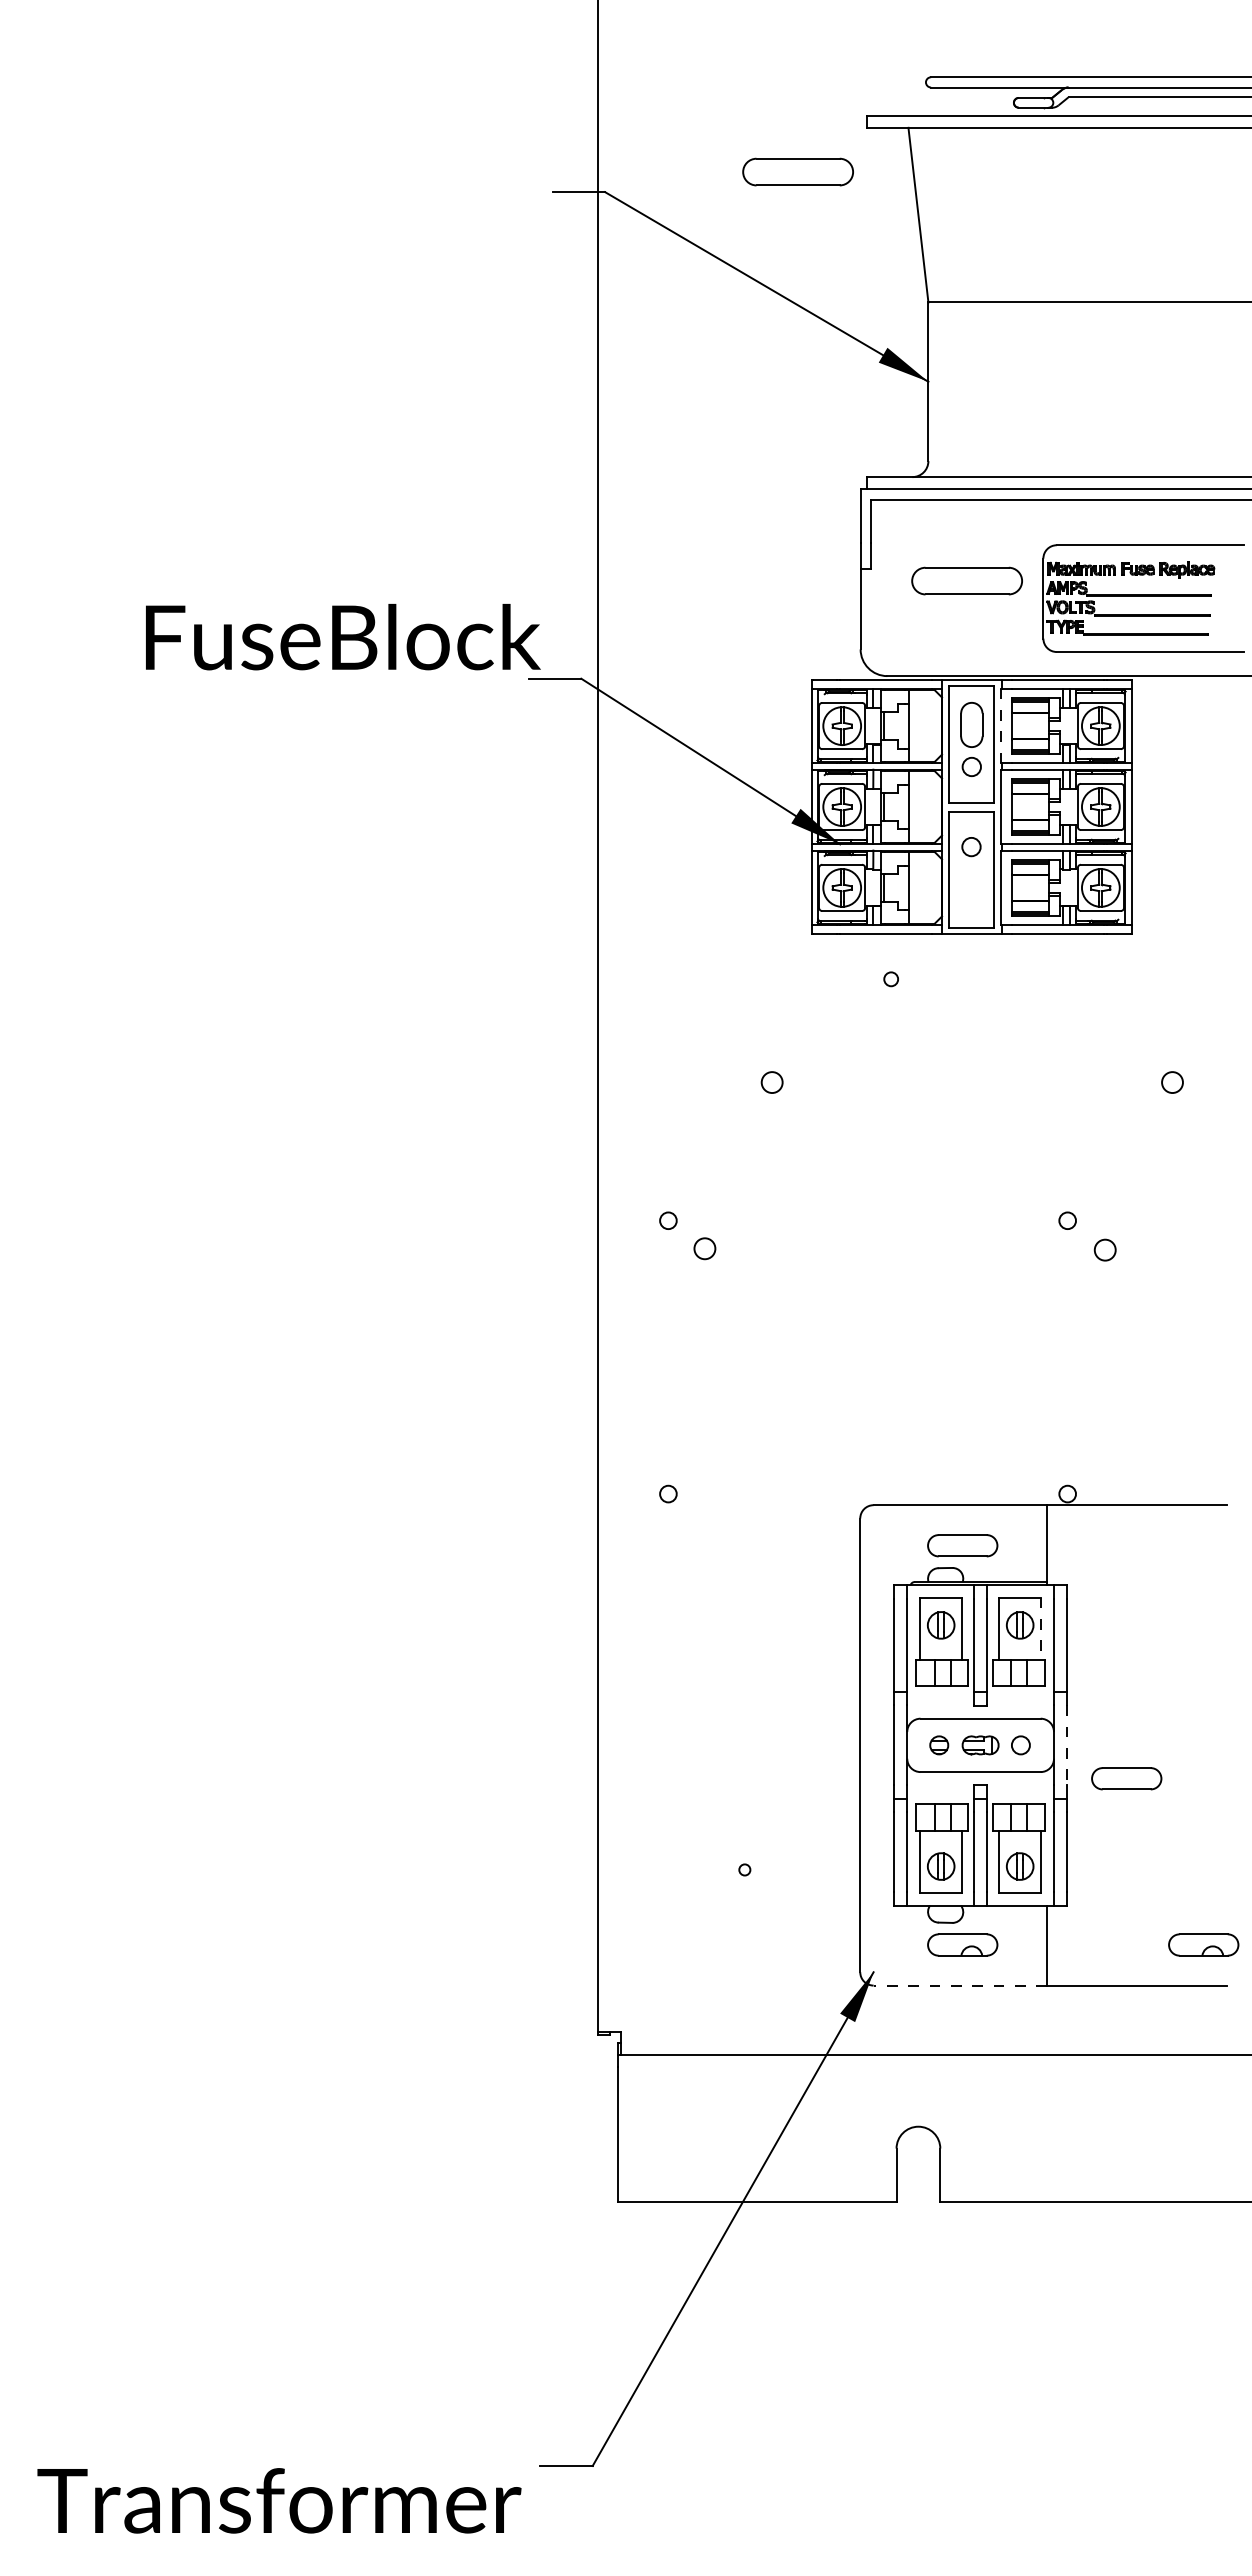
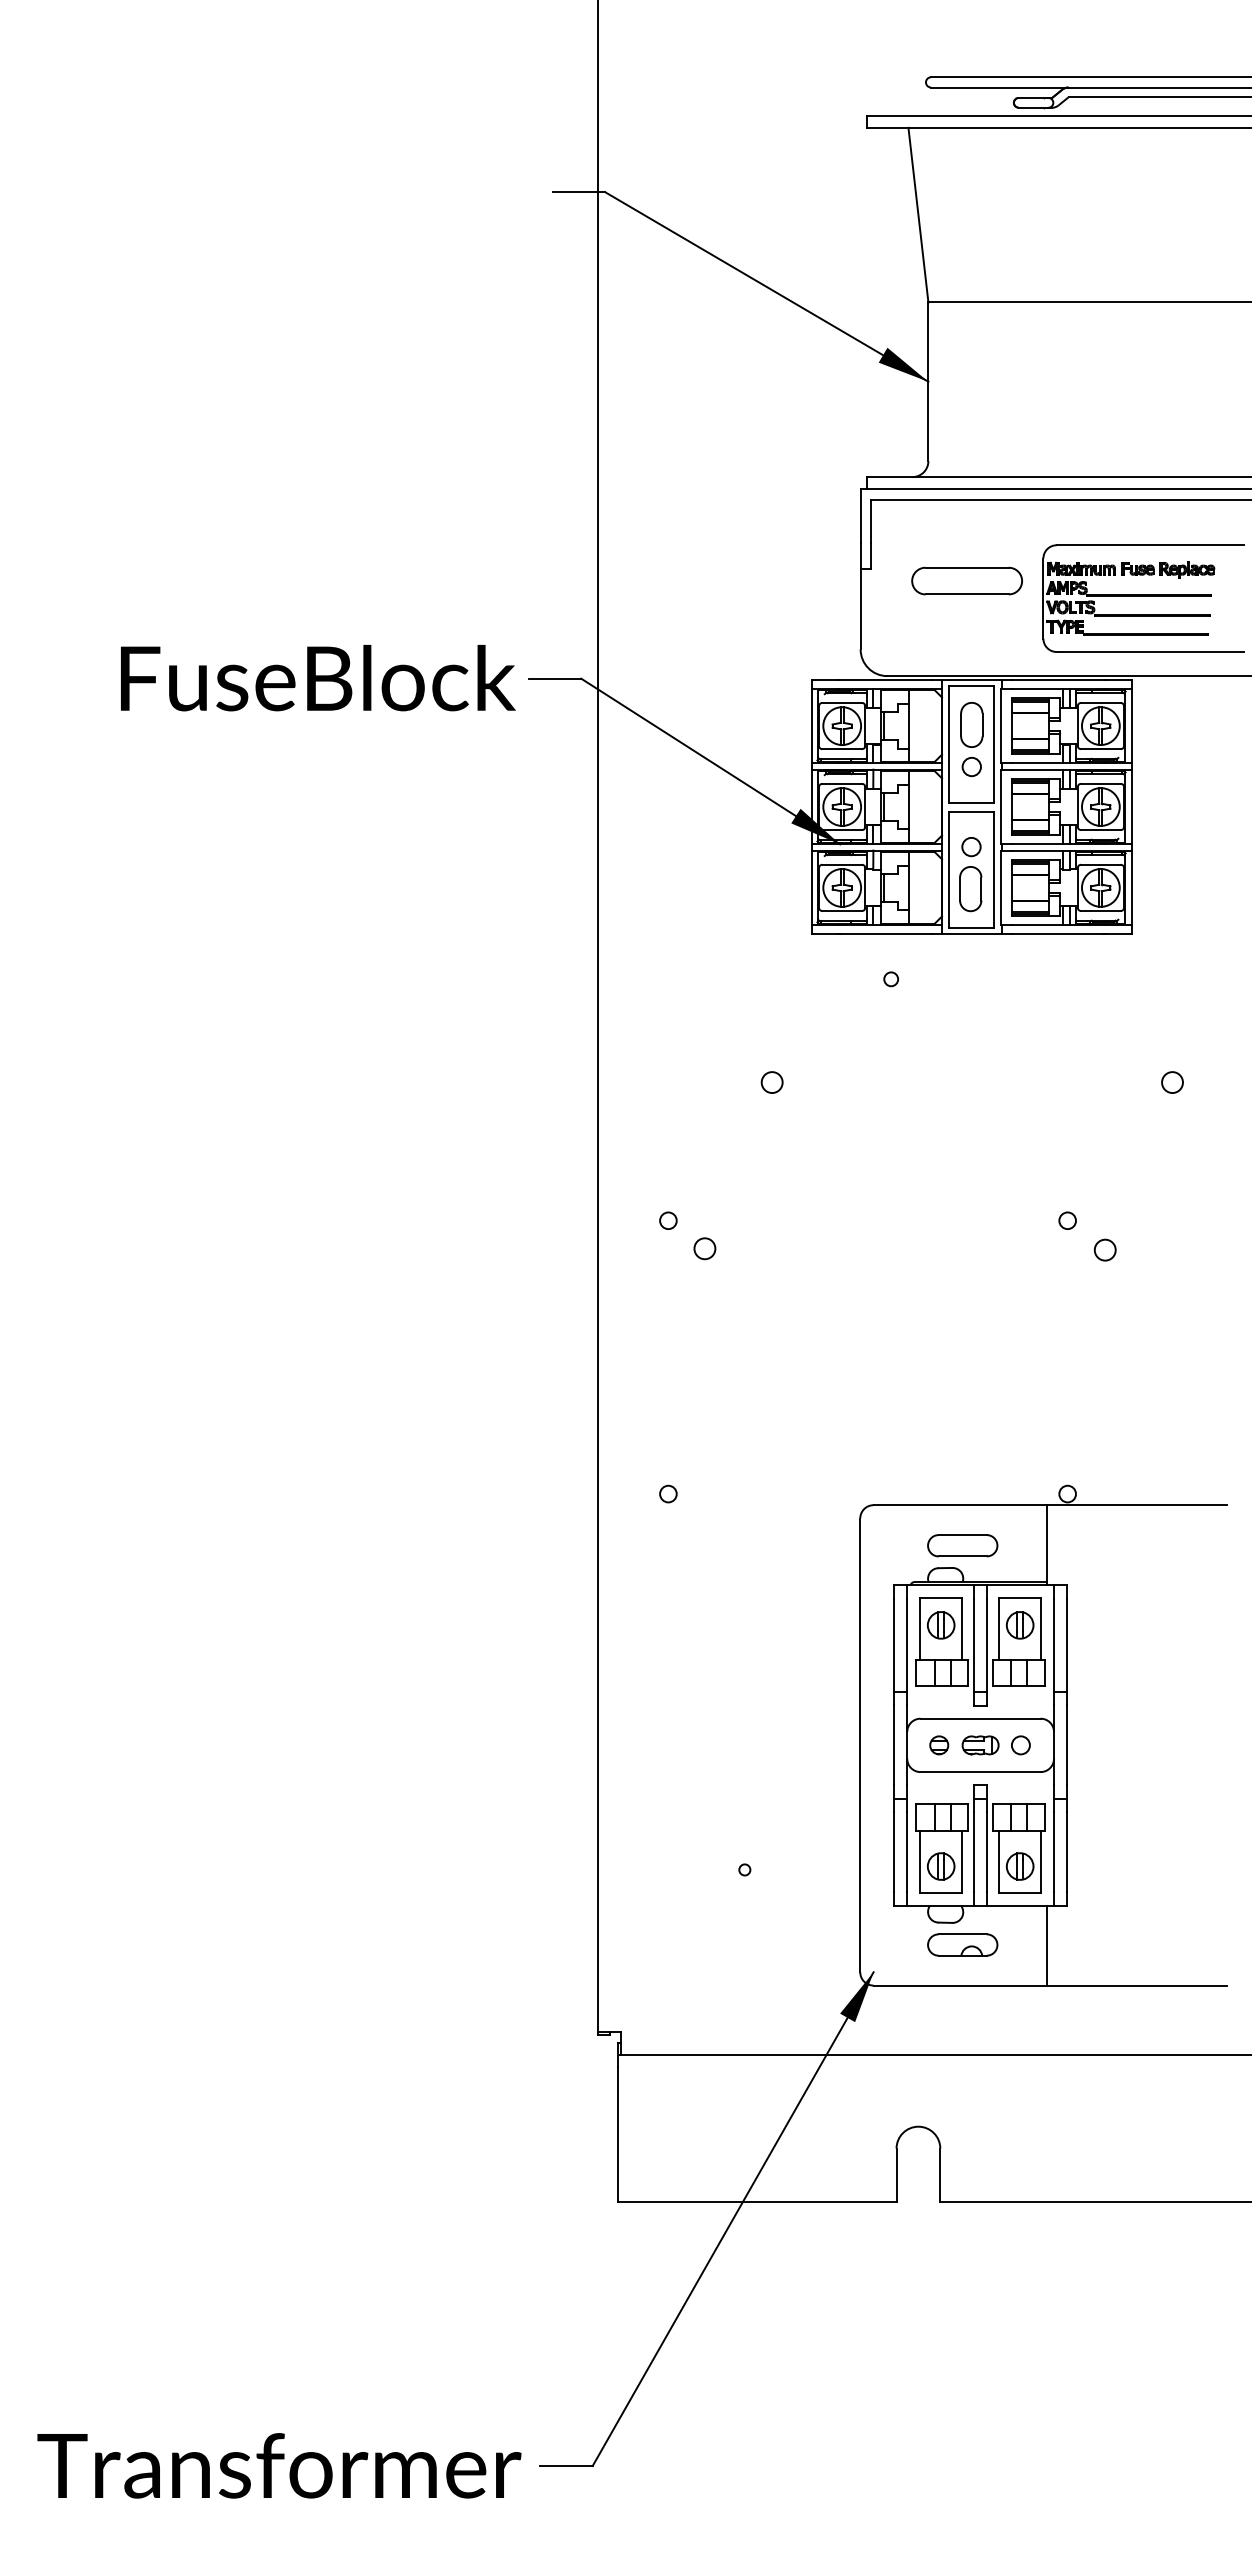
part: present -> none (797, 171)
text position: (343, 637) -> (318, 678) (318, 678)
line: dashed -> solid (1001, 725)
part: none -> present (970, 889)
line: dashed -> solid (1041, 1629)
line: dashed -> solid (1067, 1745)
part: present -> none (1126, 1778)
part: present -> none (1203, 1944)
line: dashed -> solid (960, 1985)
text position: (279, 2500) -> (279, 2465) (279, 2465)
